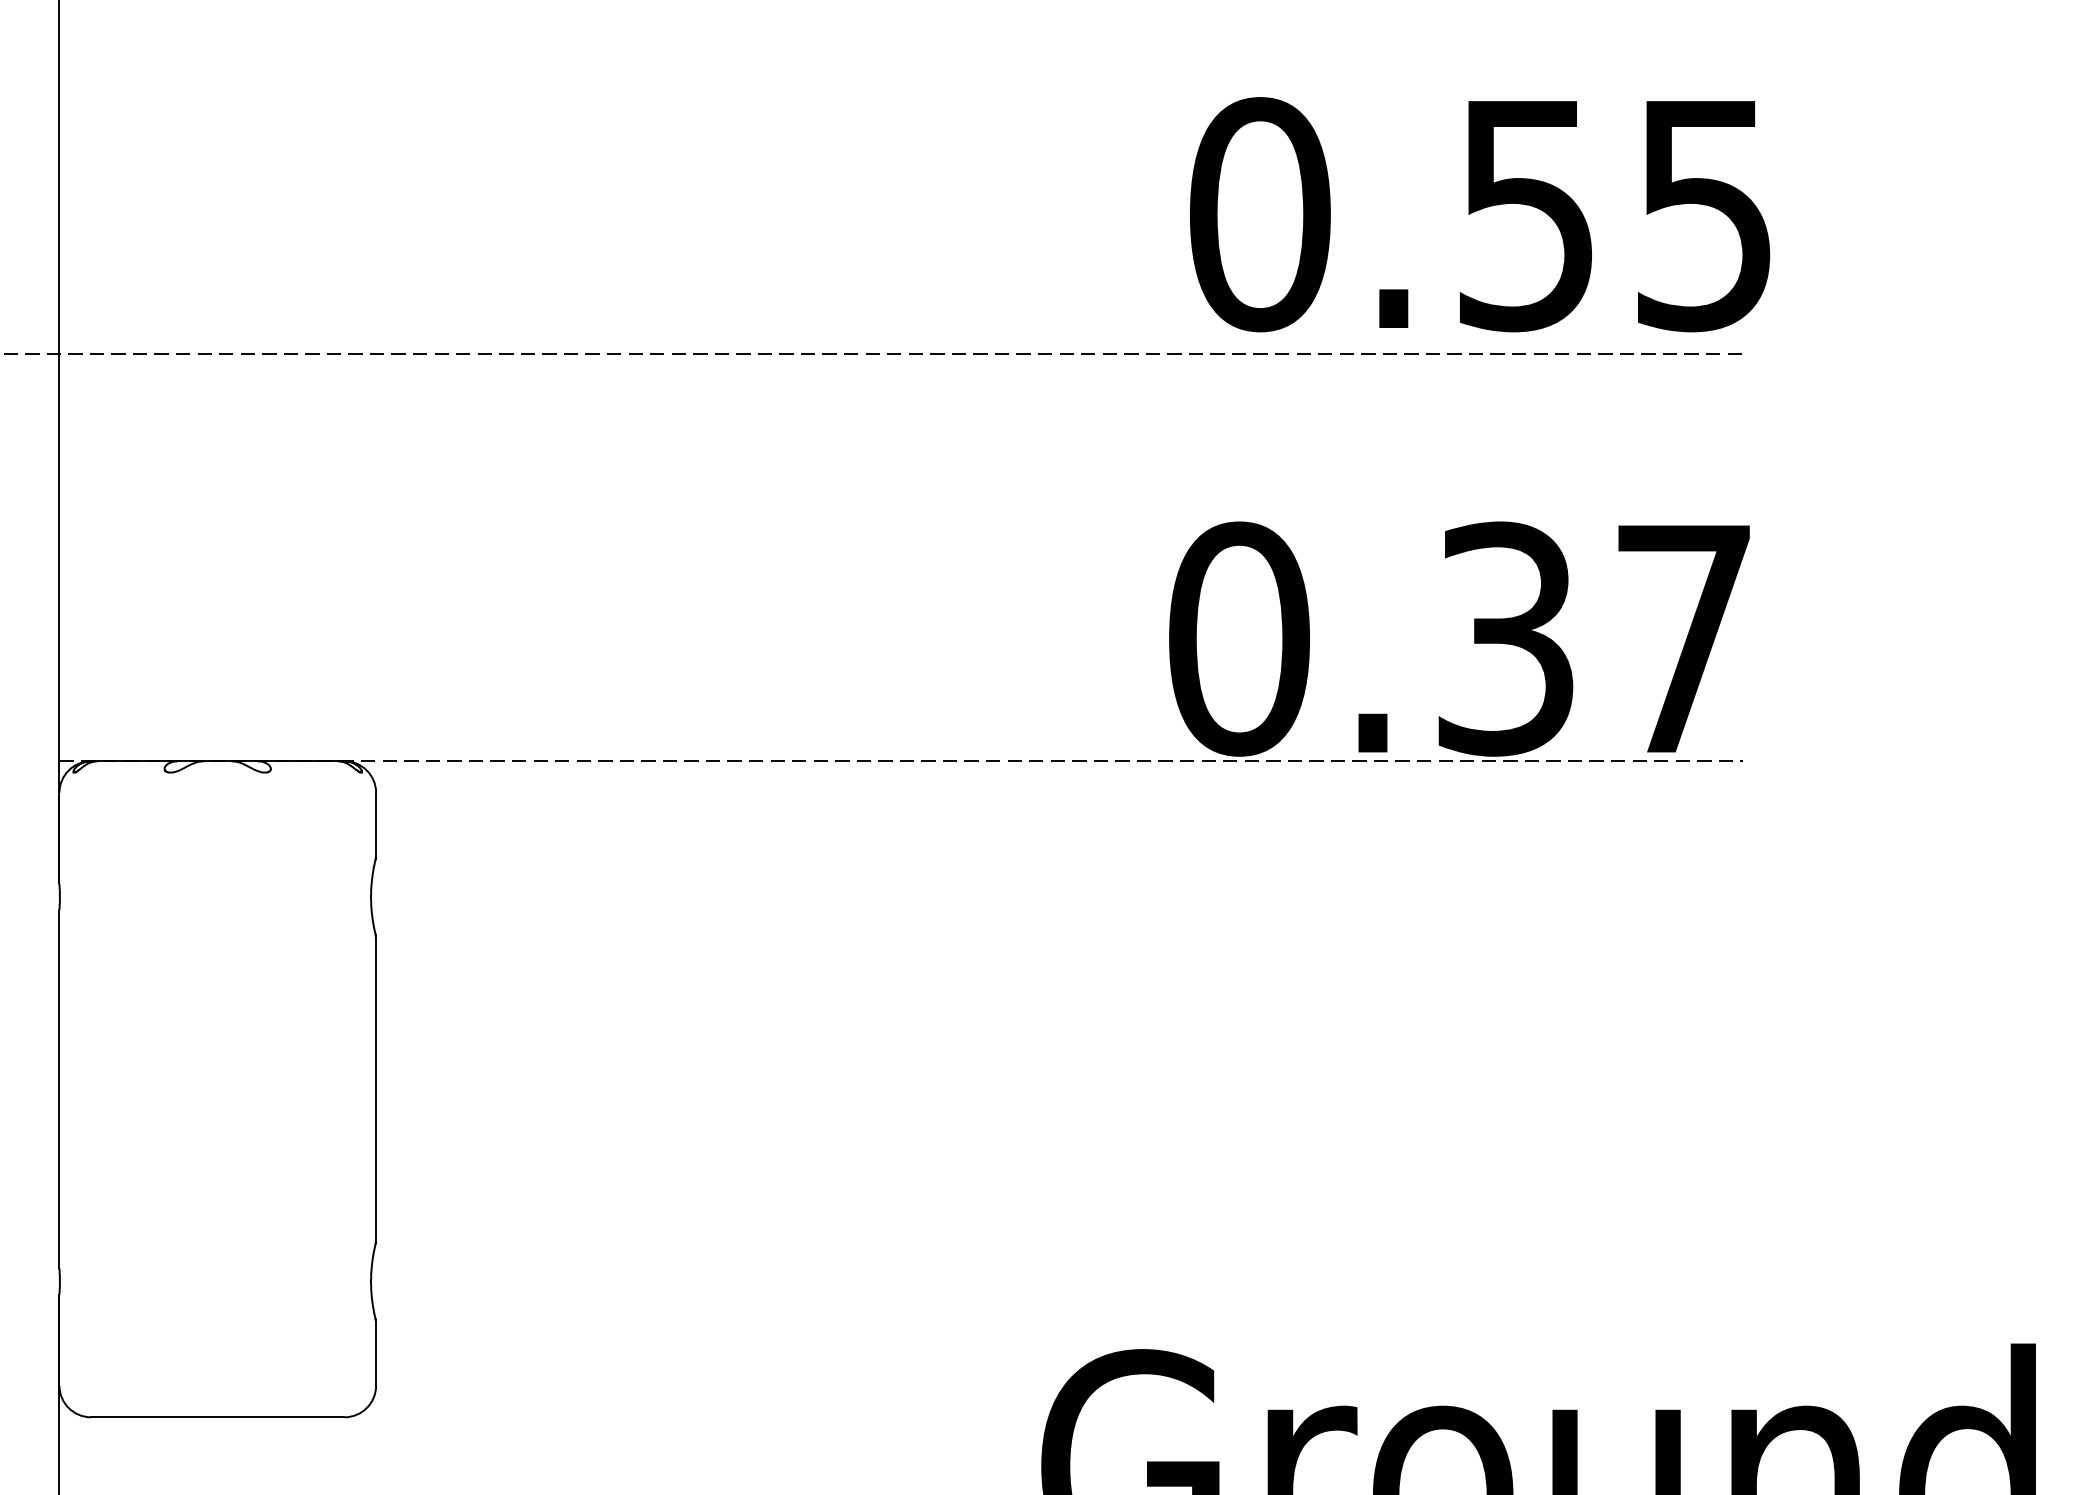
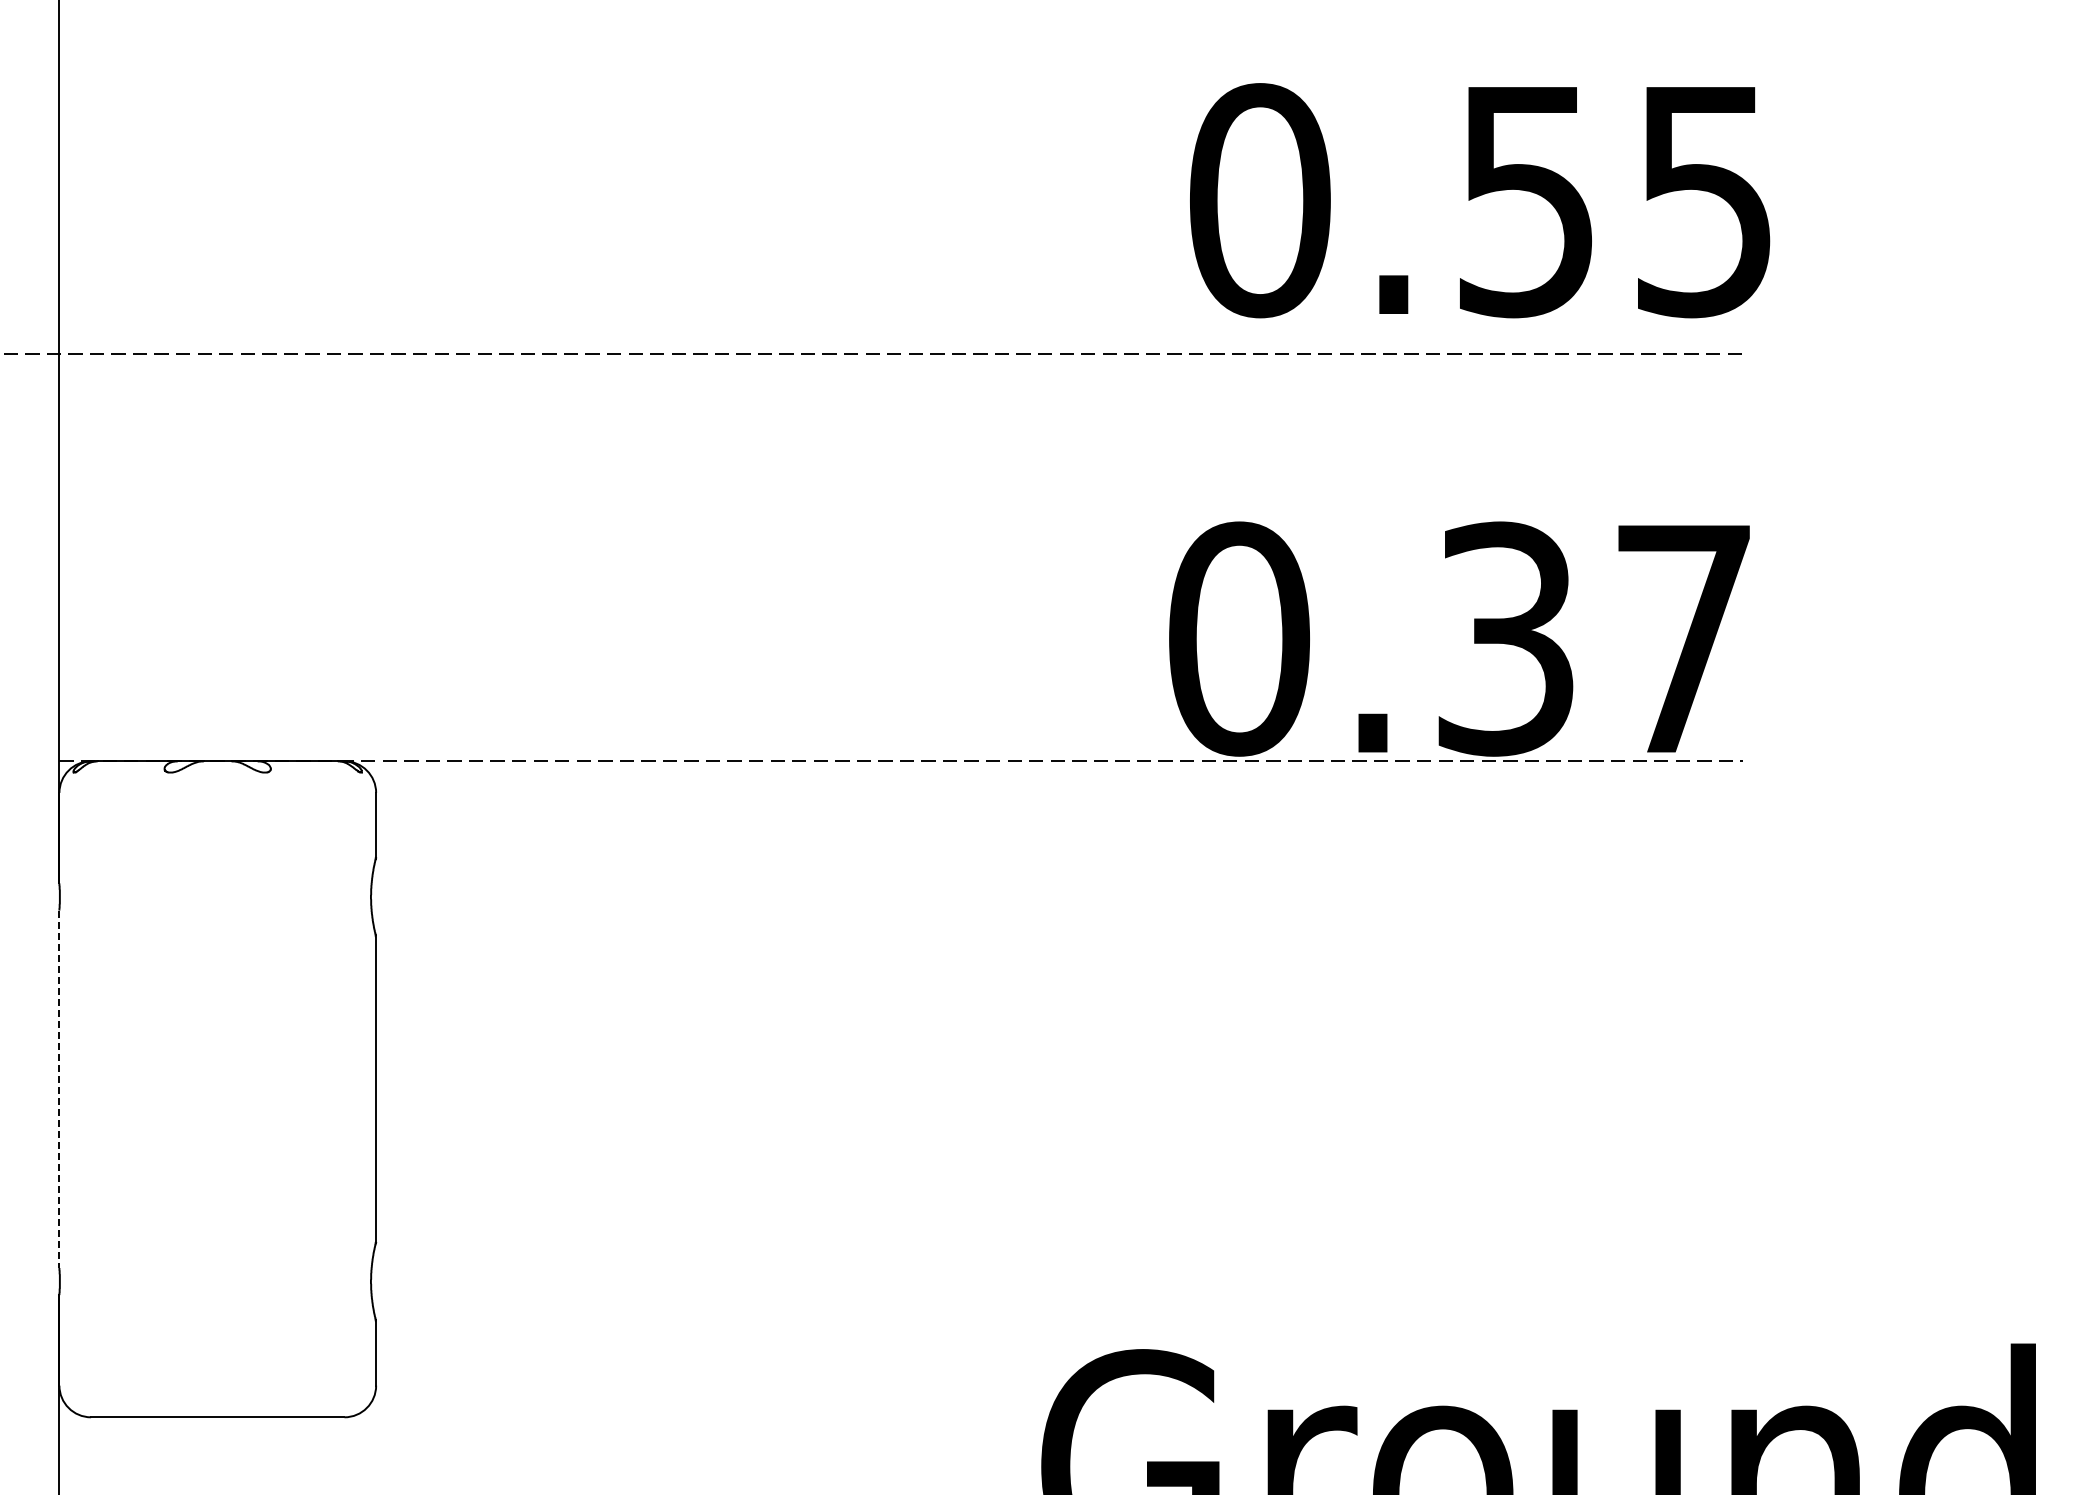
text position: (1480, 214) -> (1480, 200) (1480, 200)
line: solid -> dashed (59, 1089)
